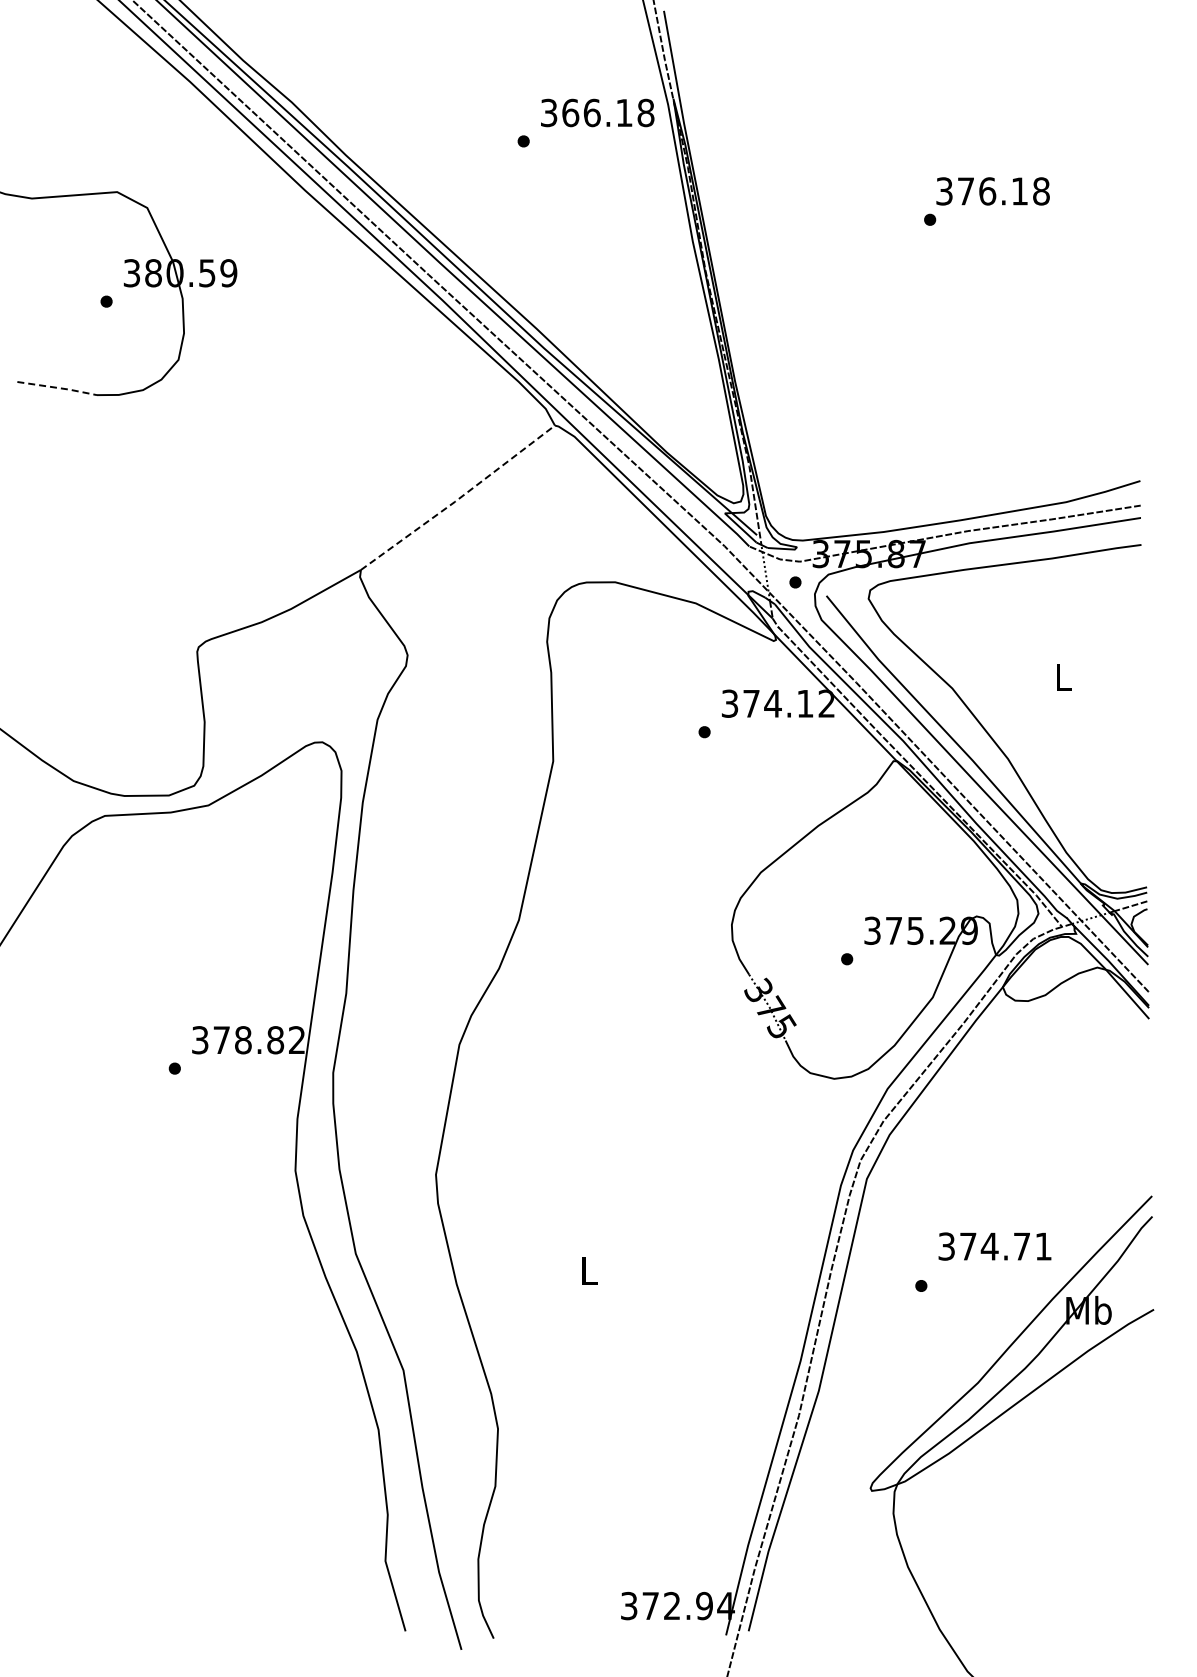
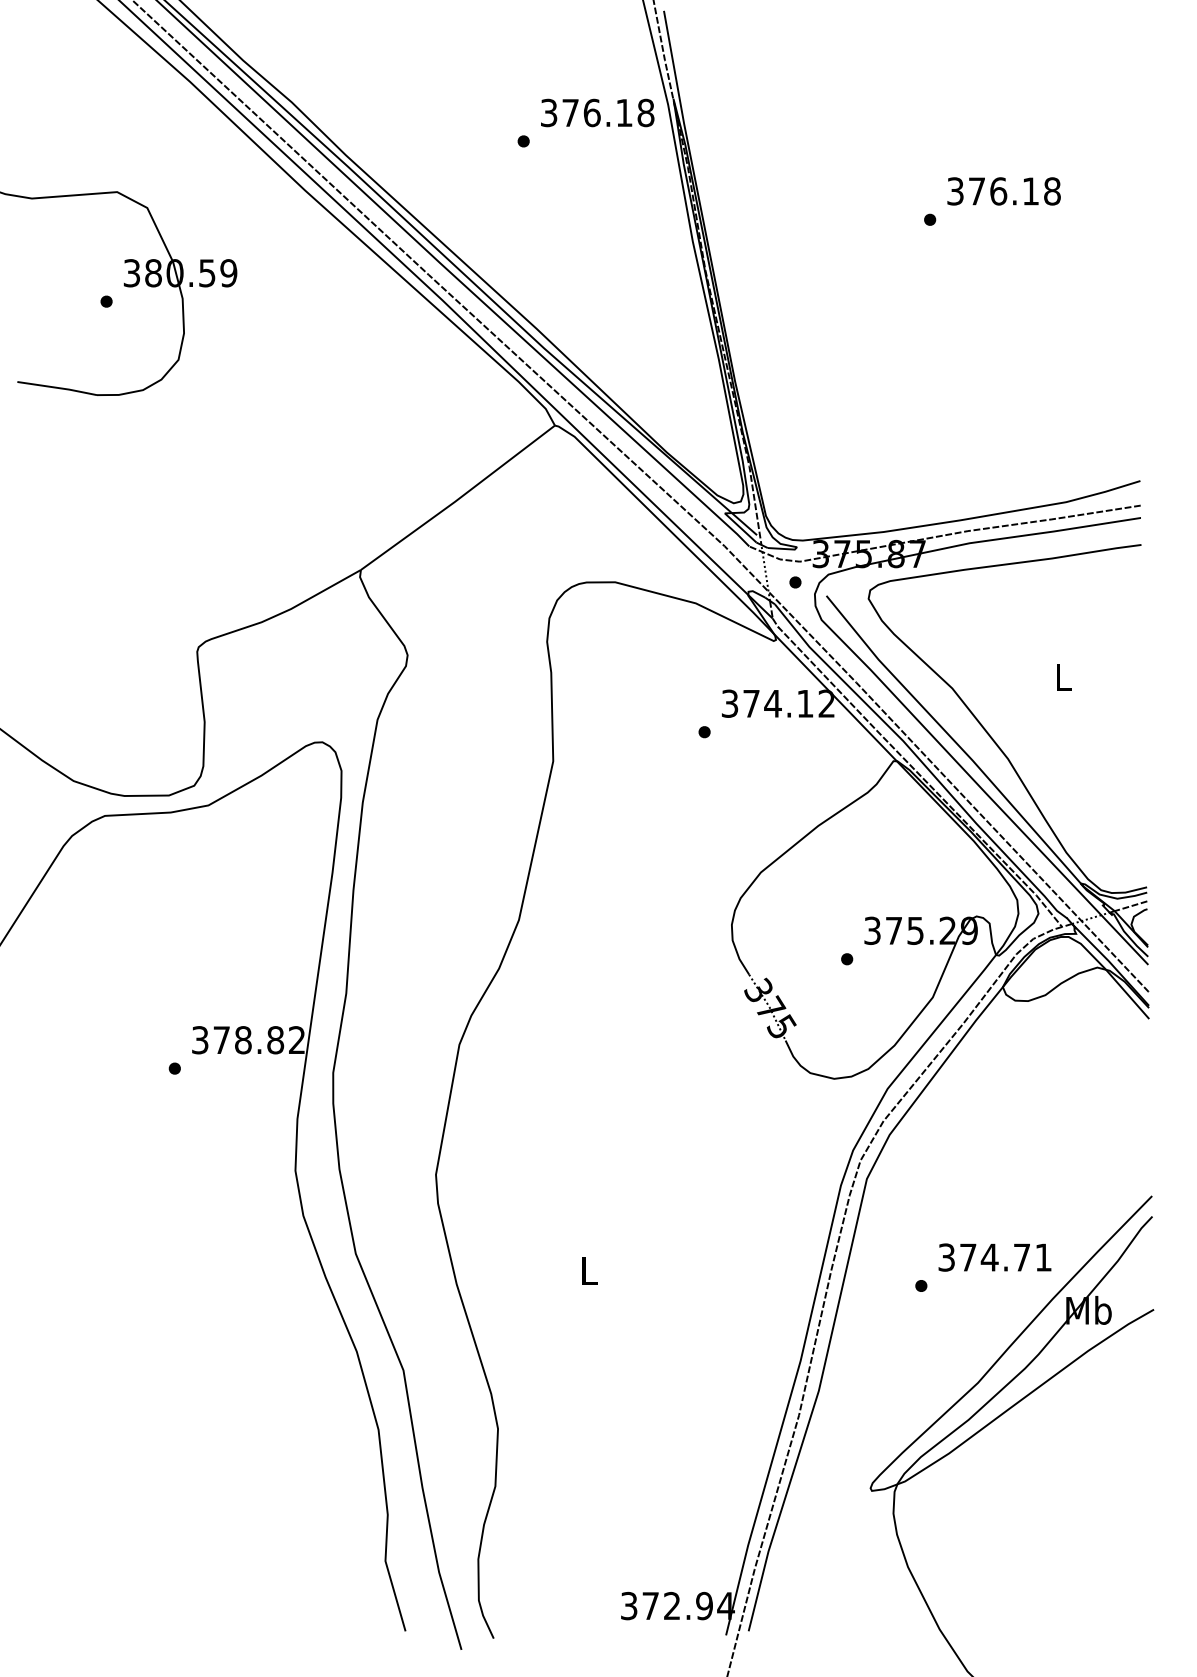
text: 366.18 -> 376.18 (570, 112)
text position: (992, 191) -> (1003, 191) (1003, 191)
line: dashed -> solid (58, 388)
line: dashed -> solid (458, 499)
text position: (994, 1246) -> (994, 1257) (994, 1257)
